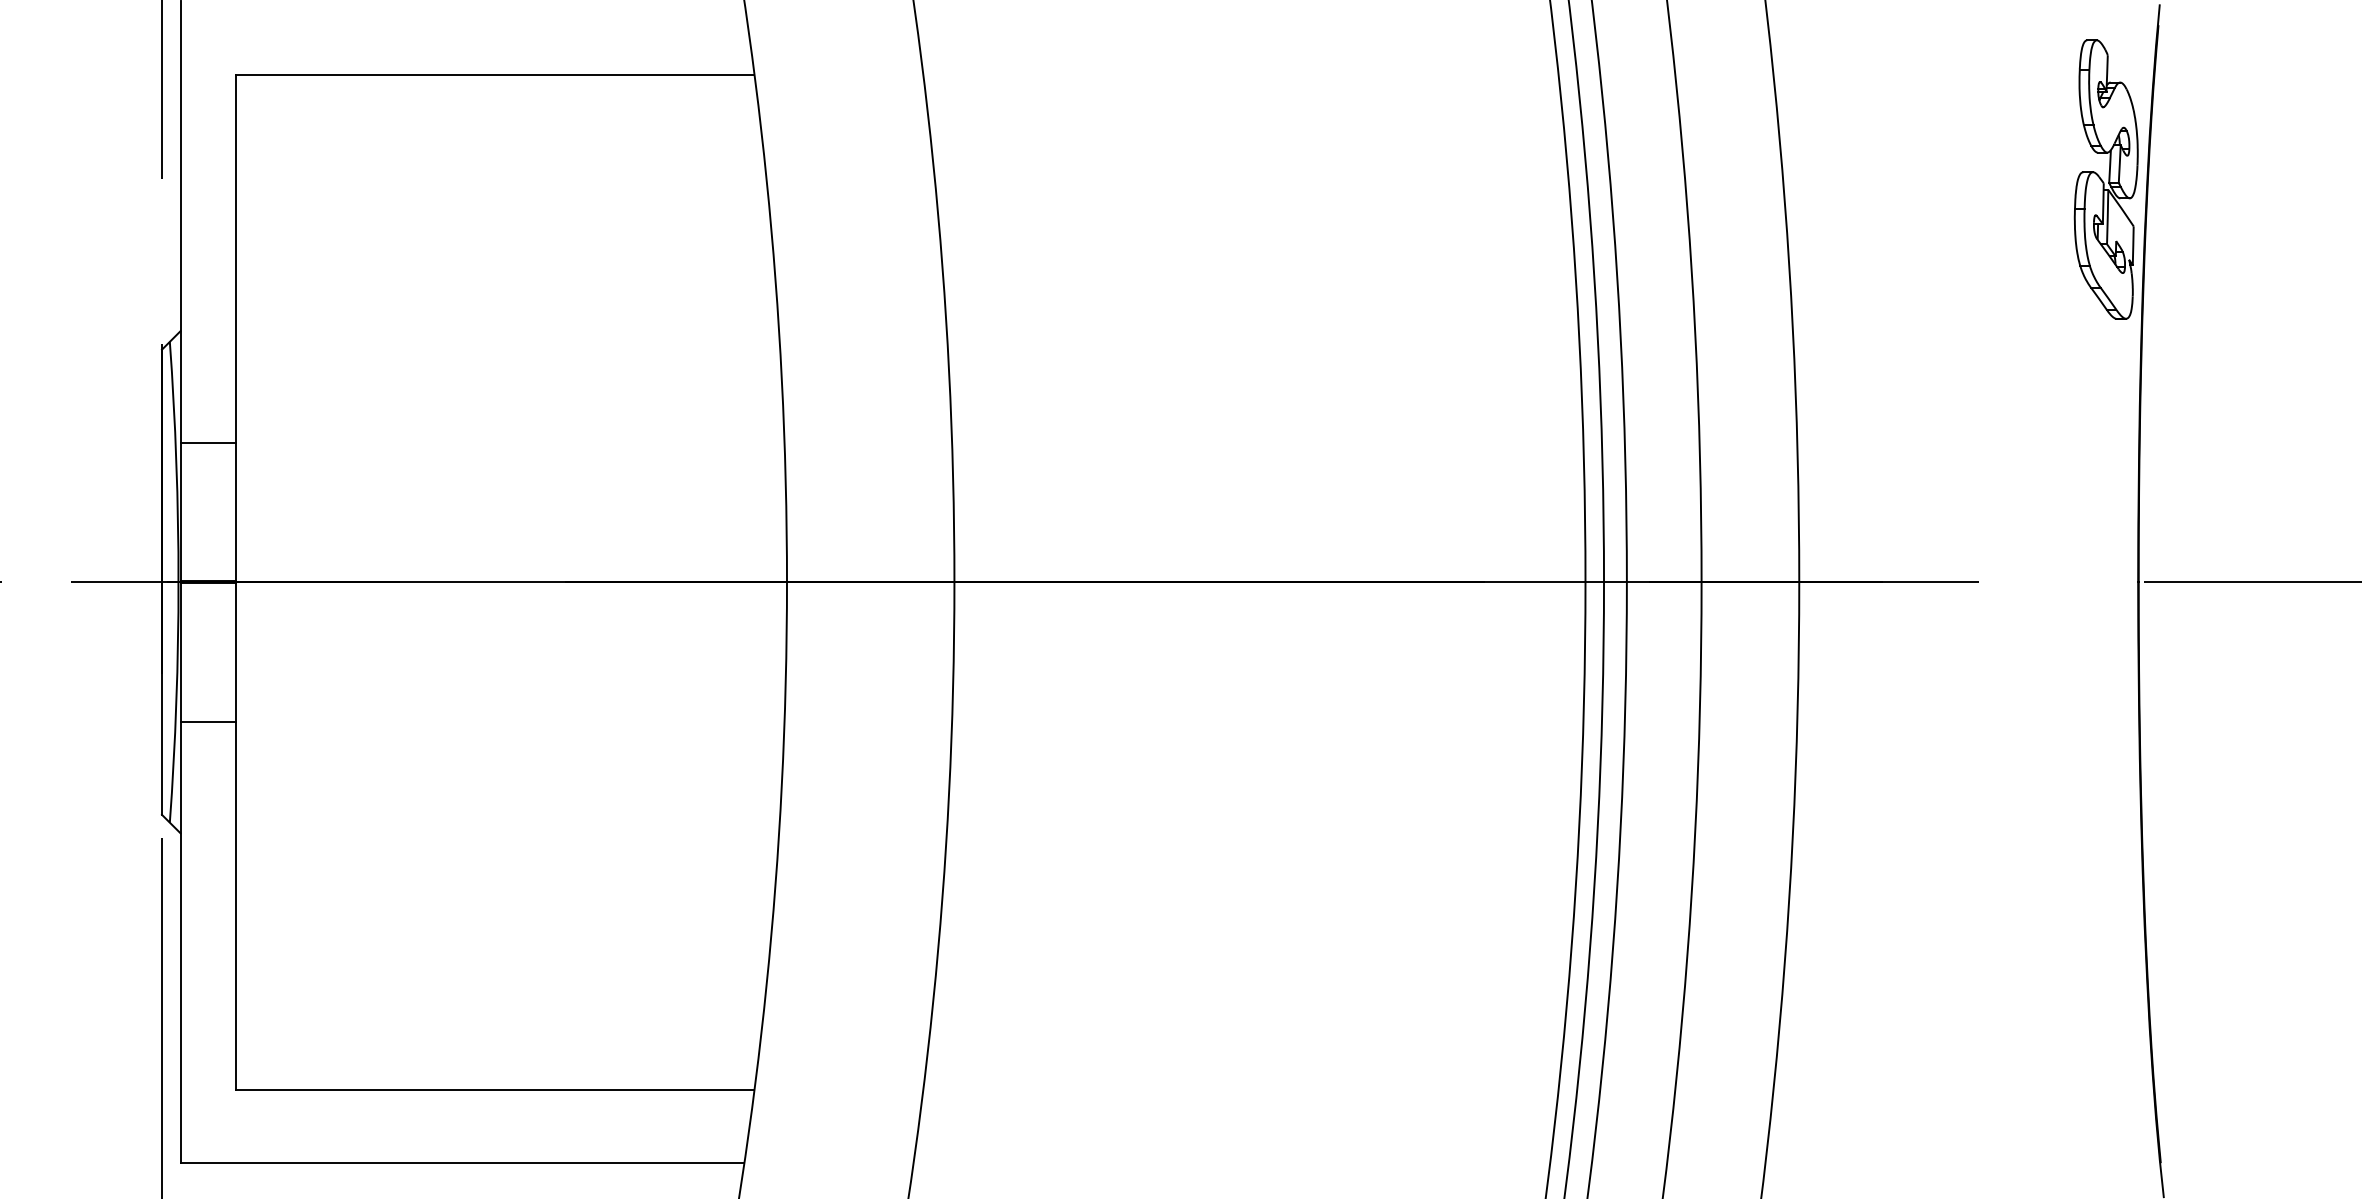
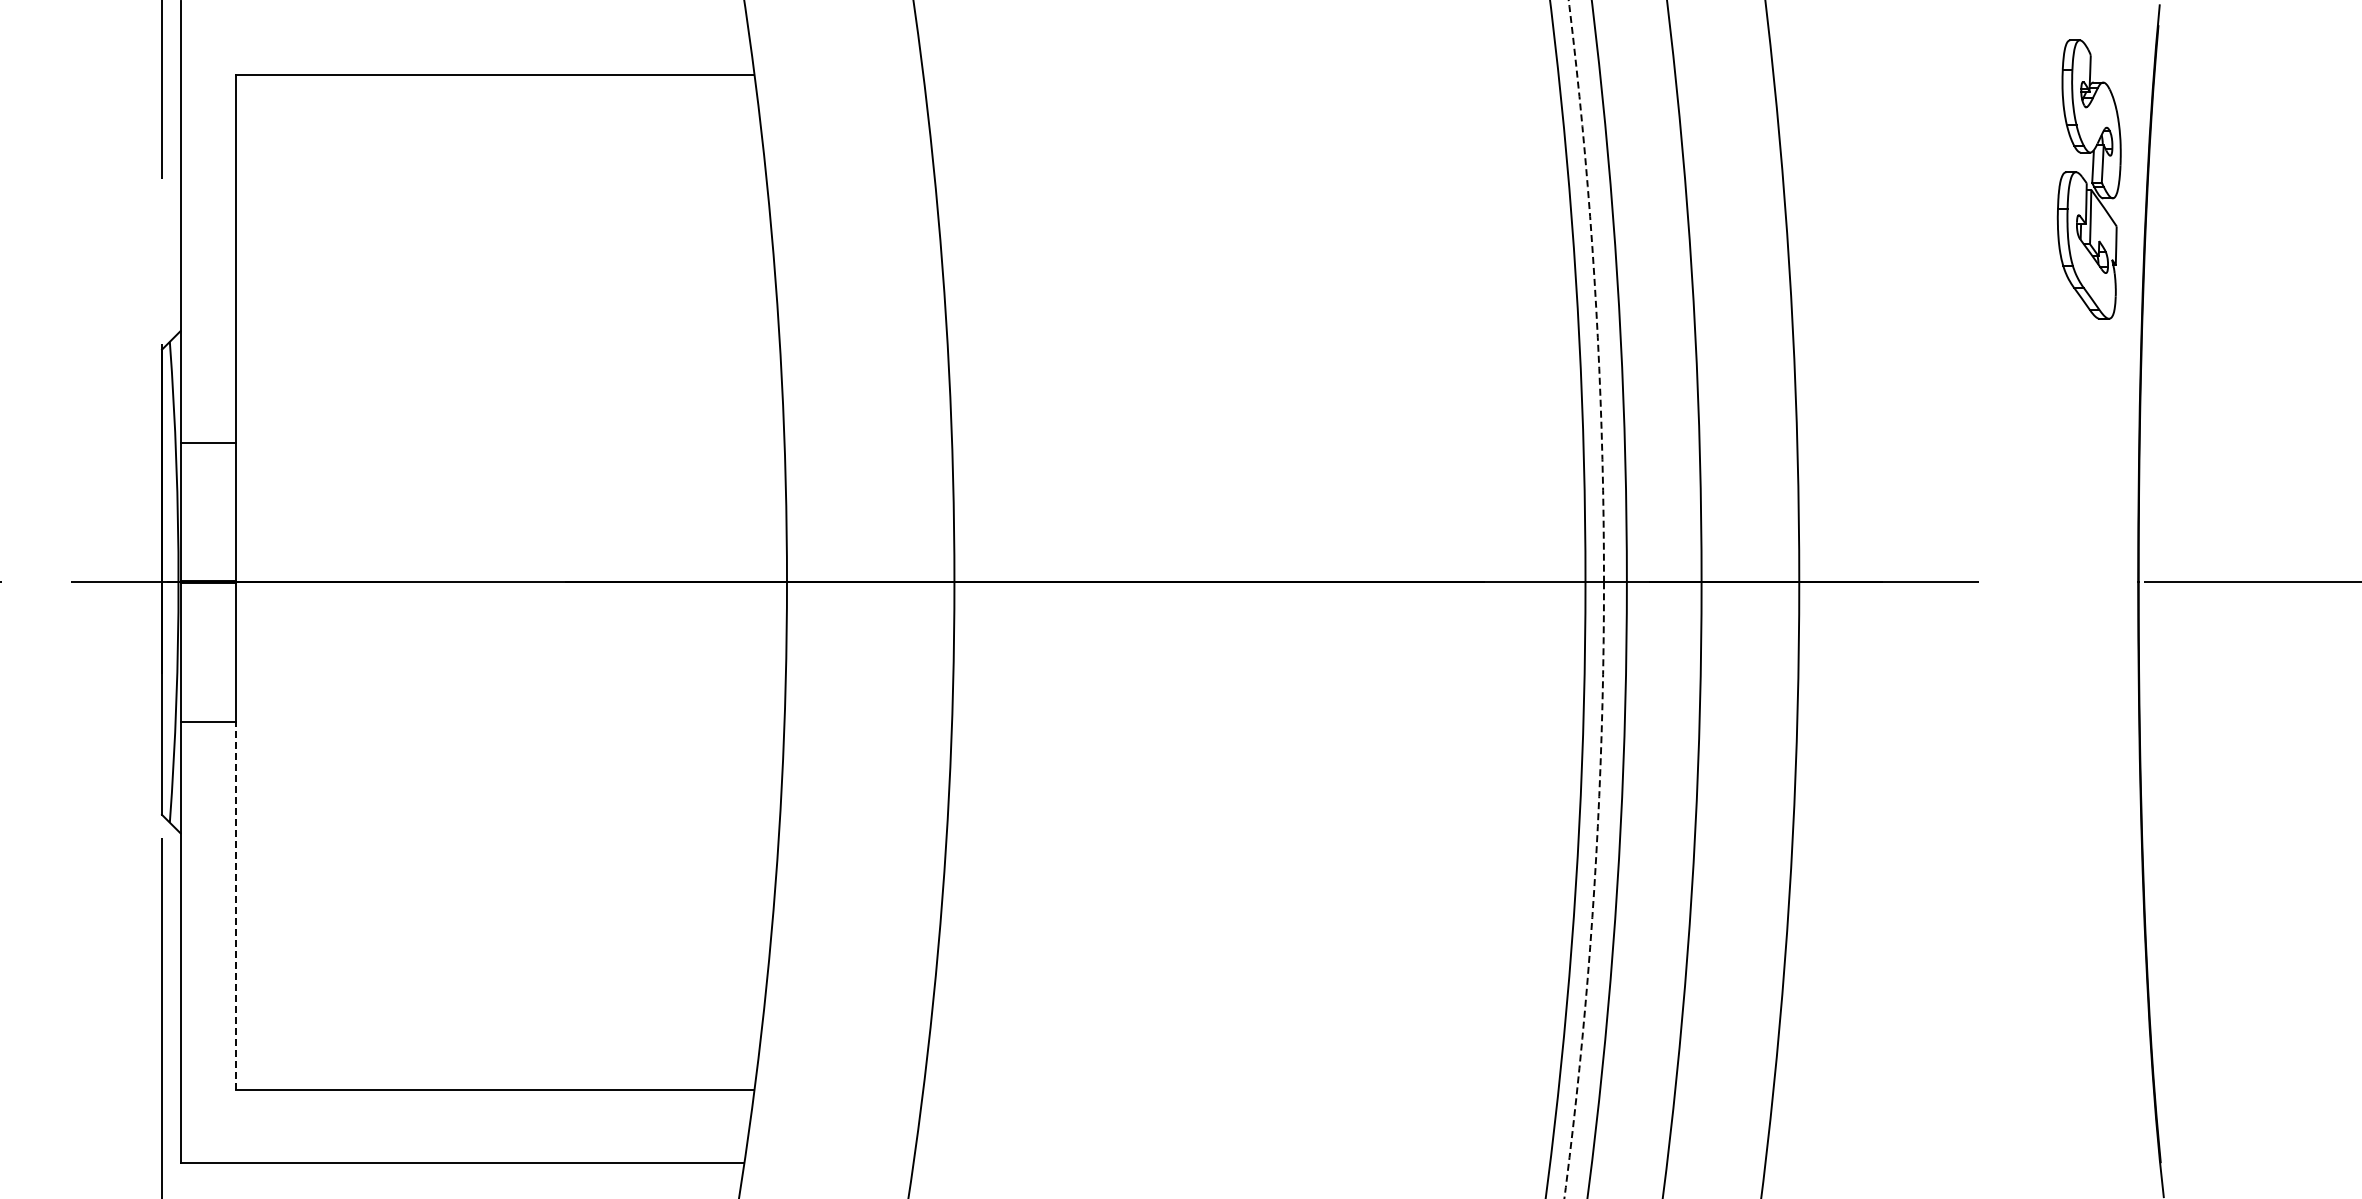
part position: (2105, 179) -> (2088, 179) (2088, 179)
circle: solid -> dashed (1584, 599)
line: solid -> dashed (236, 905)
